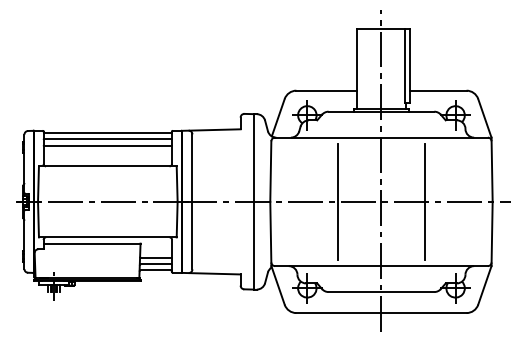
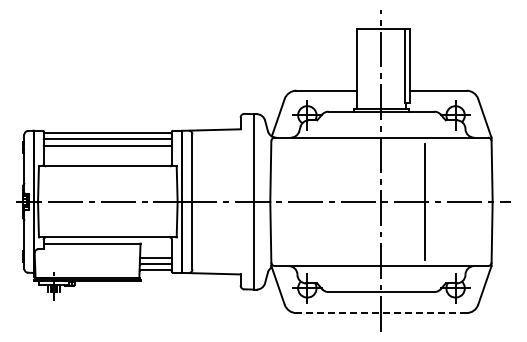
line: present -> none (338, 201)
line: solid -> dashed (380, 313)
